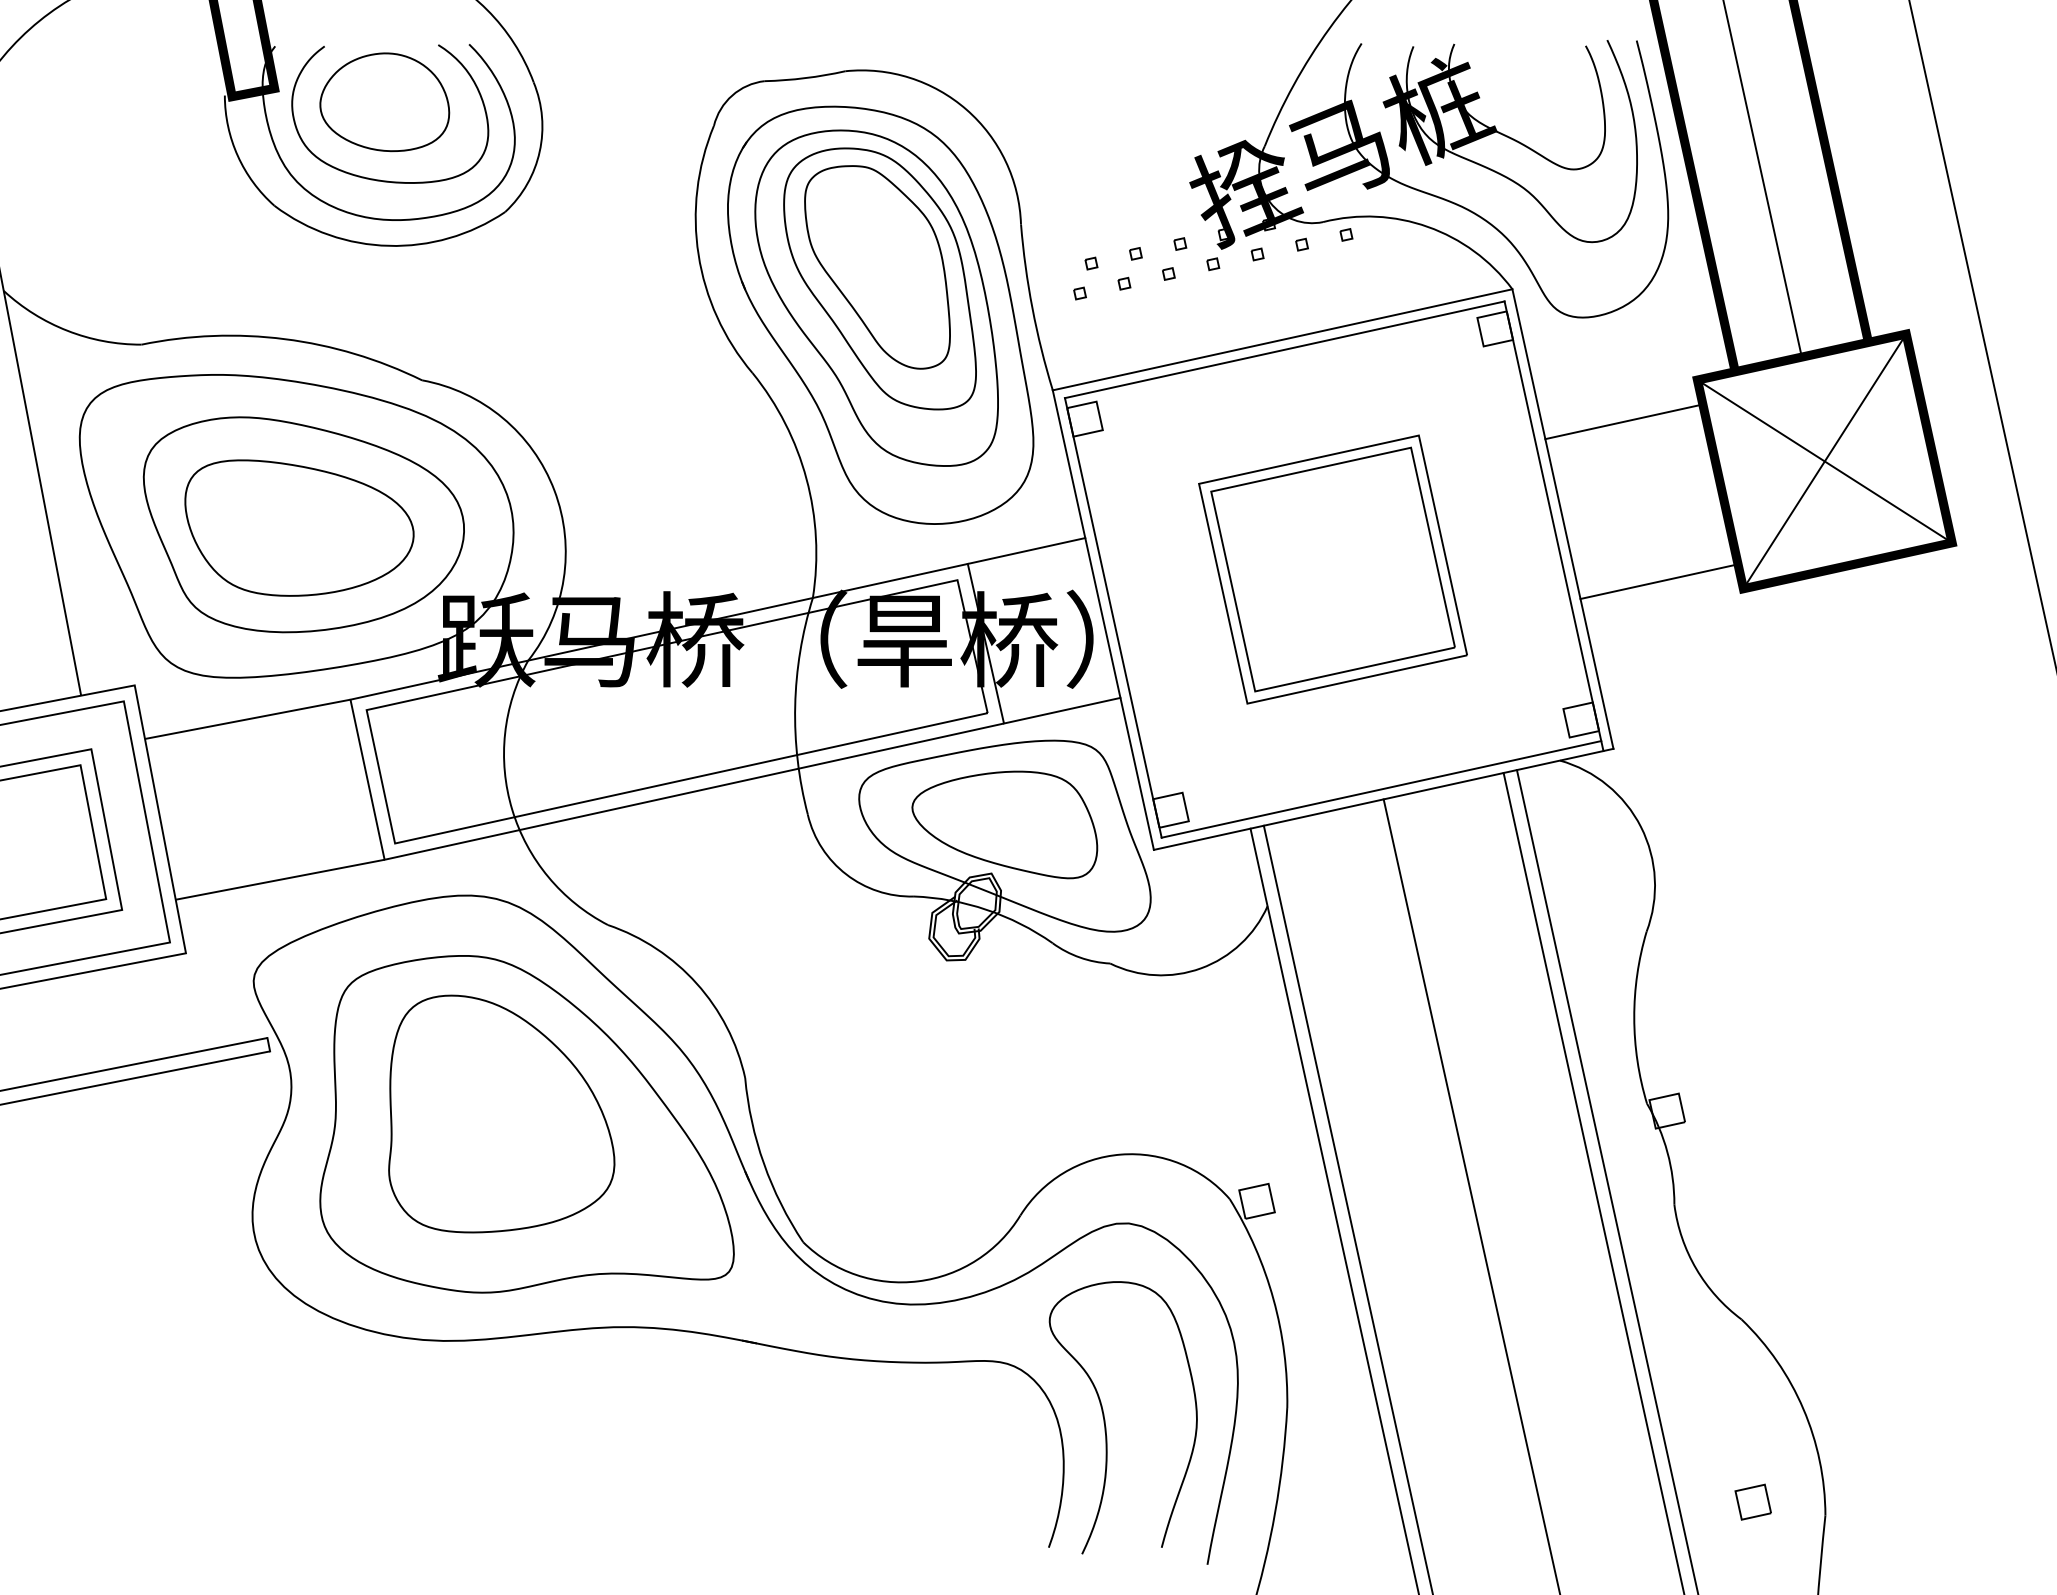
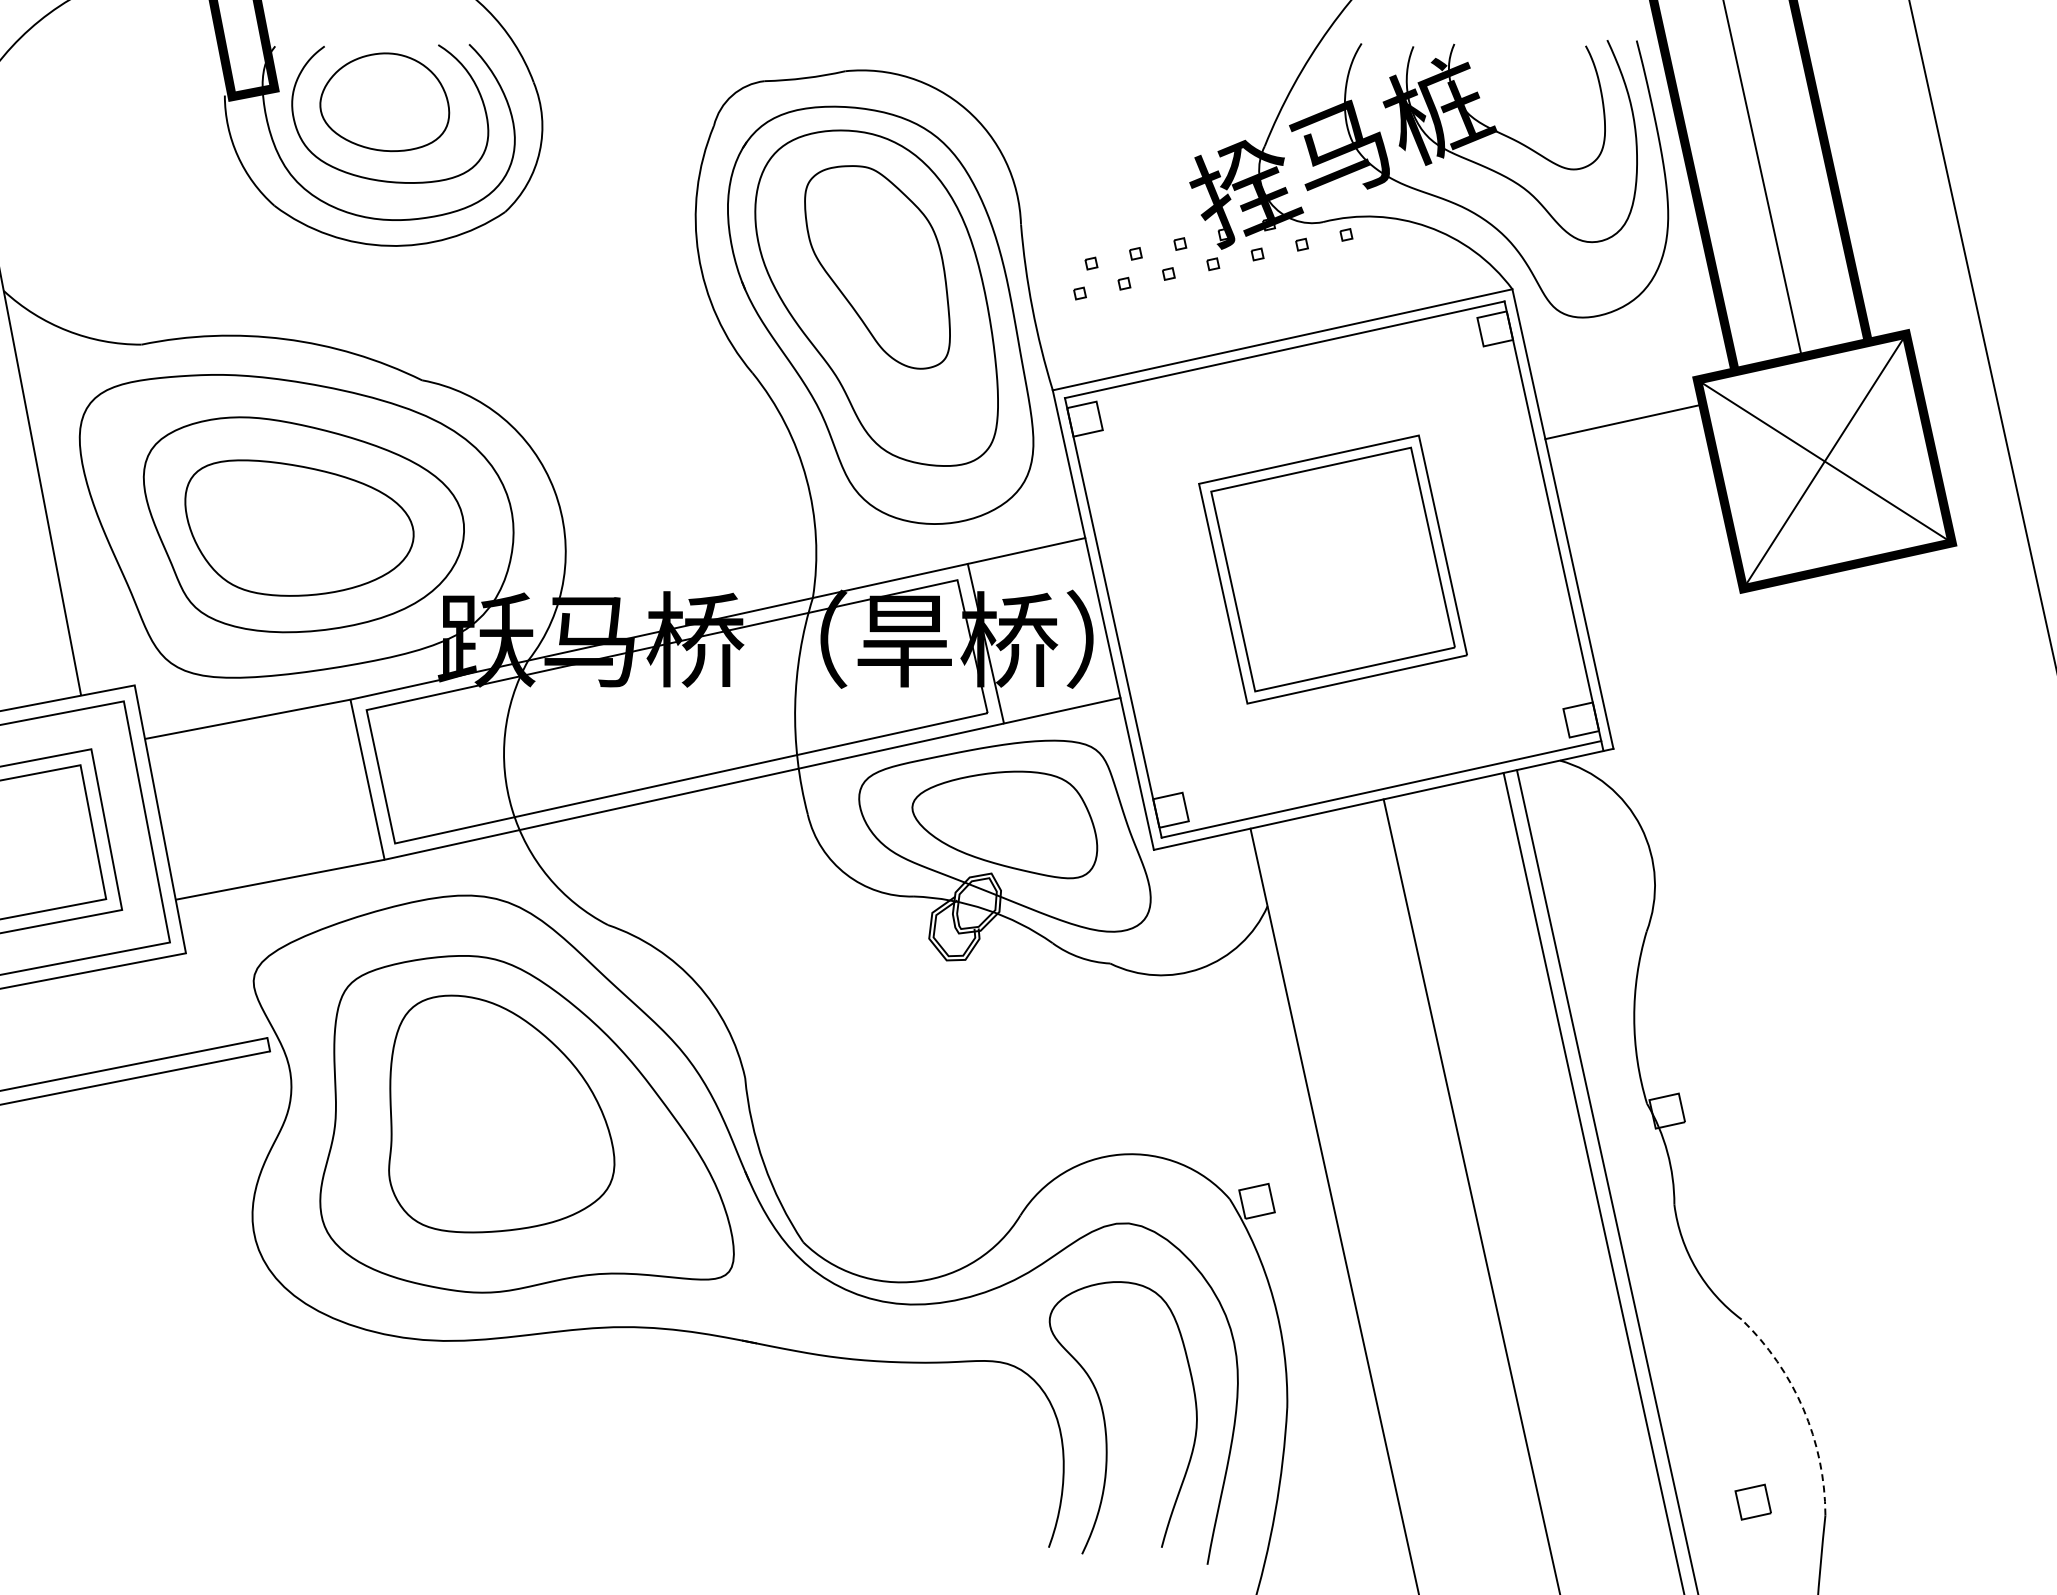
part: present -> none (879, 278)
line: present -> none (1659, 581)
line: present -> none (1347, 1208)
arc: solid -> dashed (1803, 1409)
